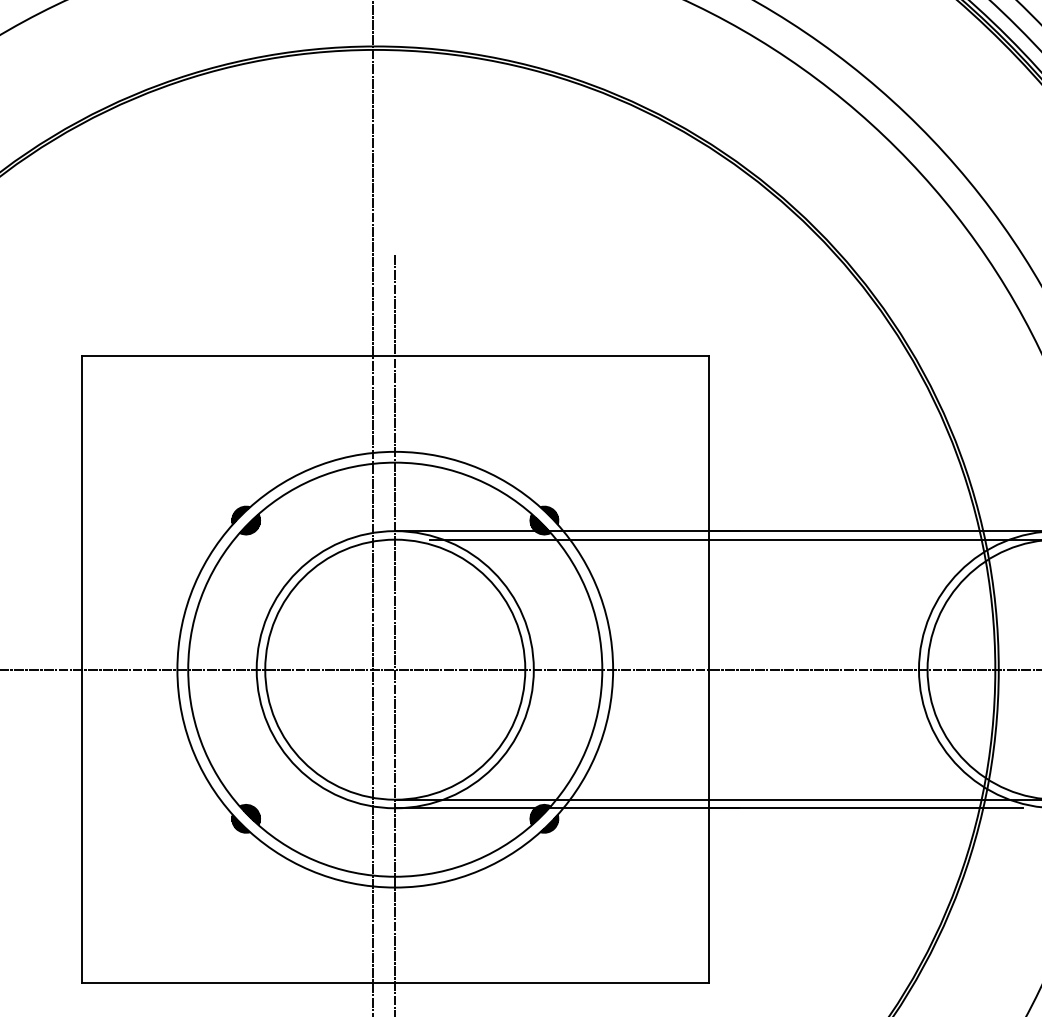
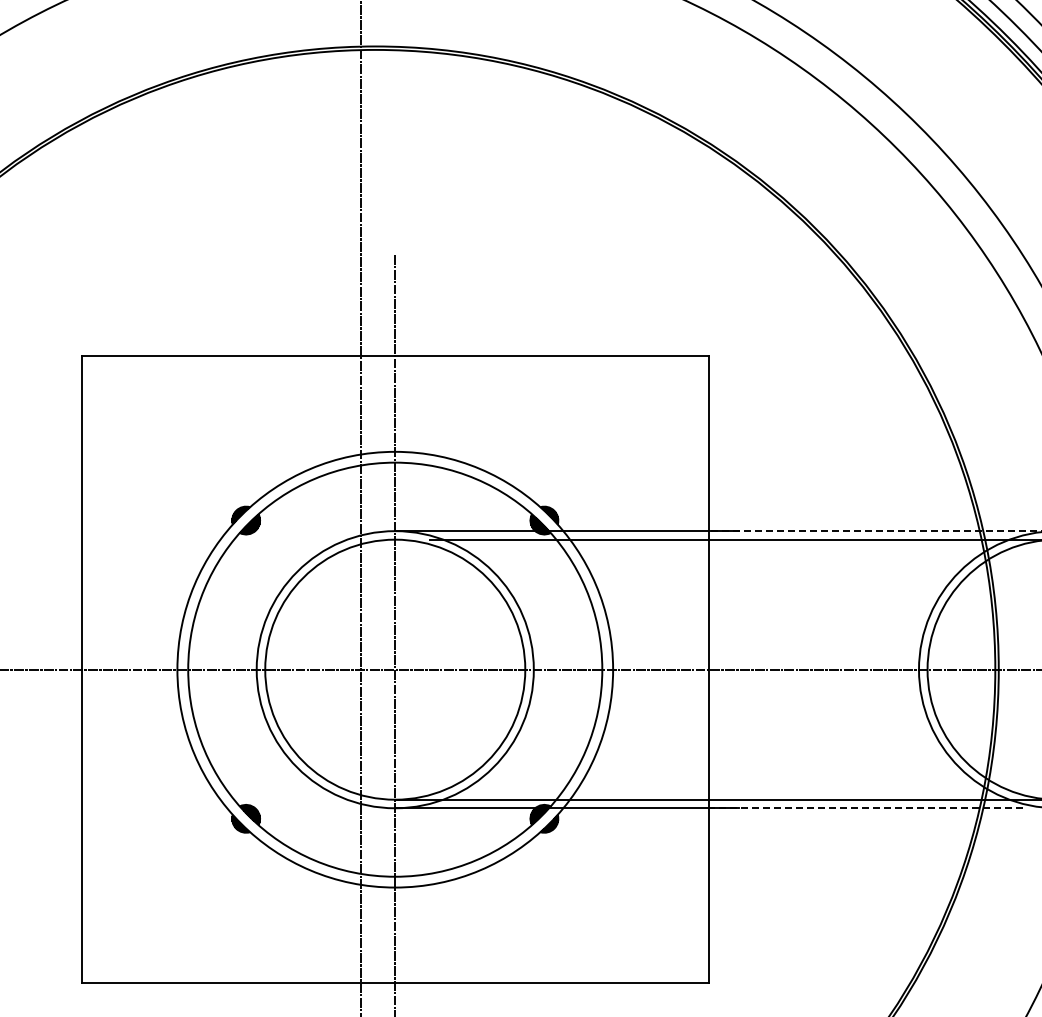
line position: (373, 507) -> (361, 507) (361, 507)
line: solid -> dashed (874, 531)
line: solid -> dashed (865, 808)
